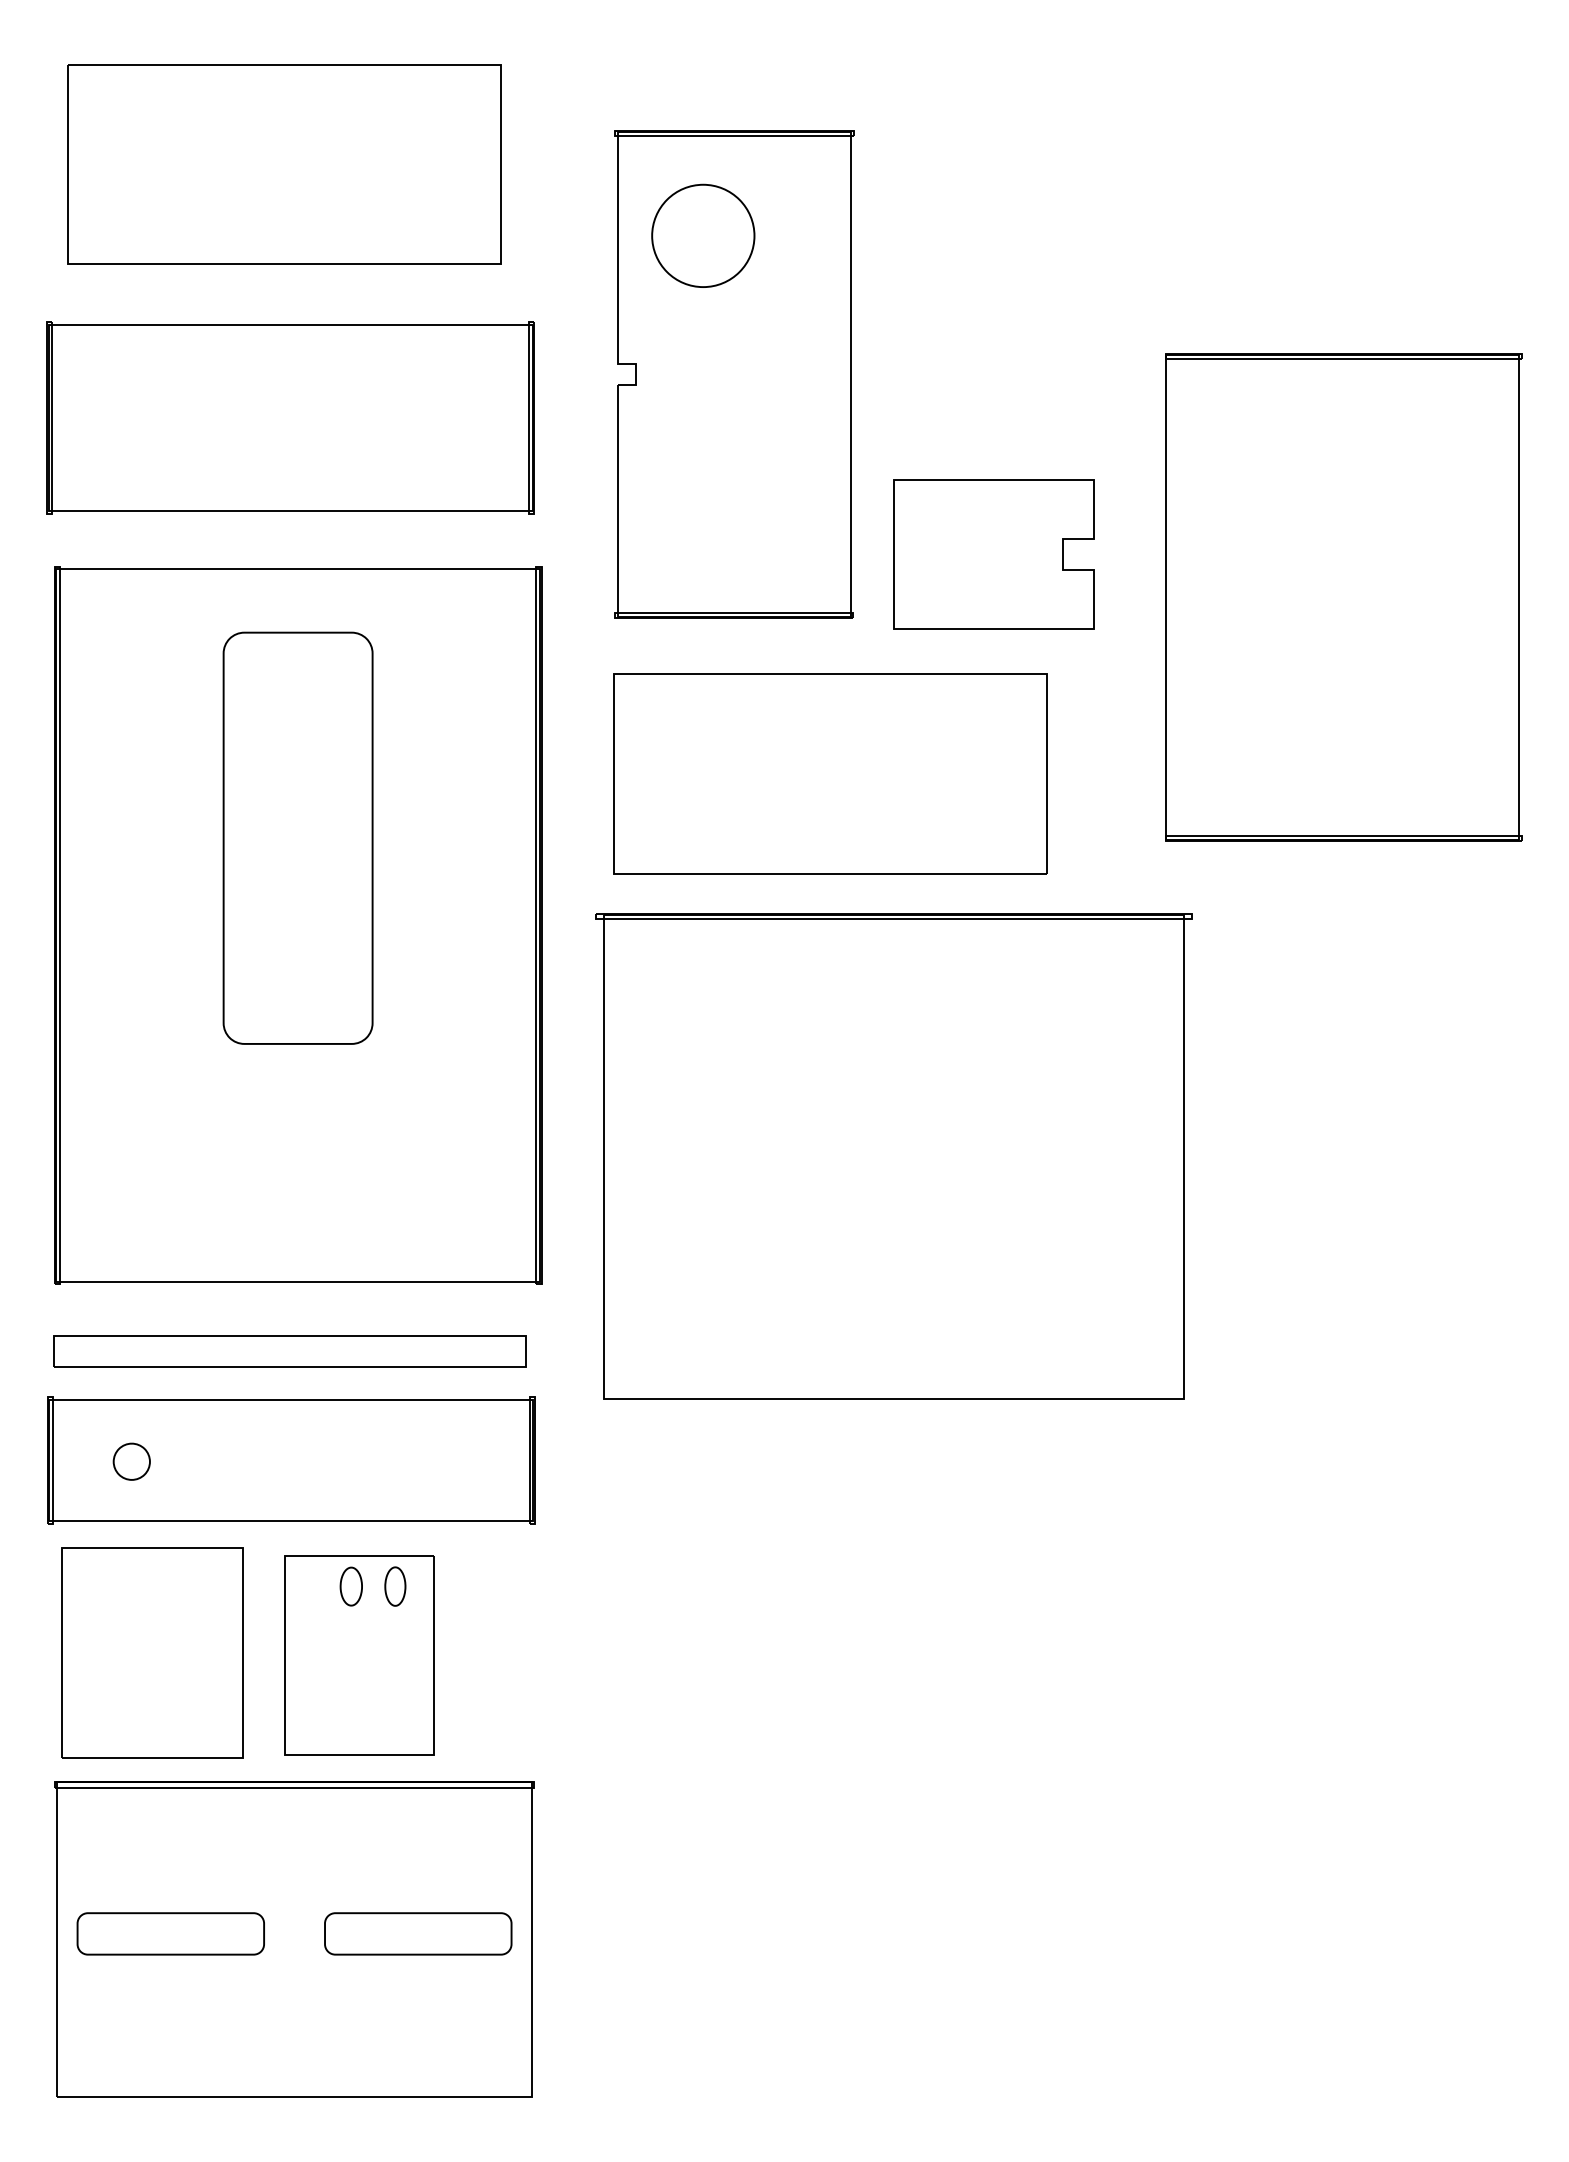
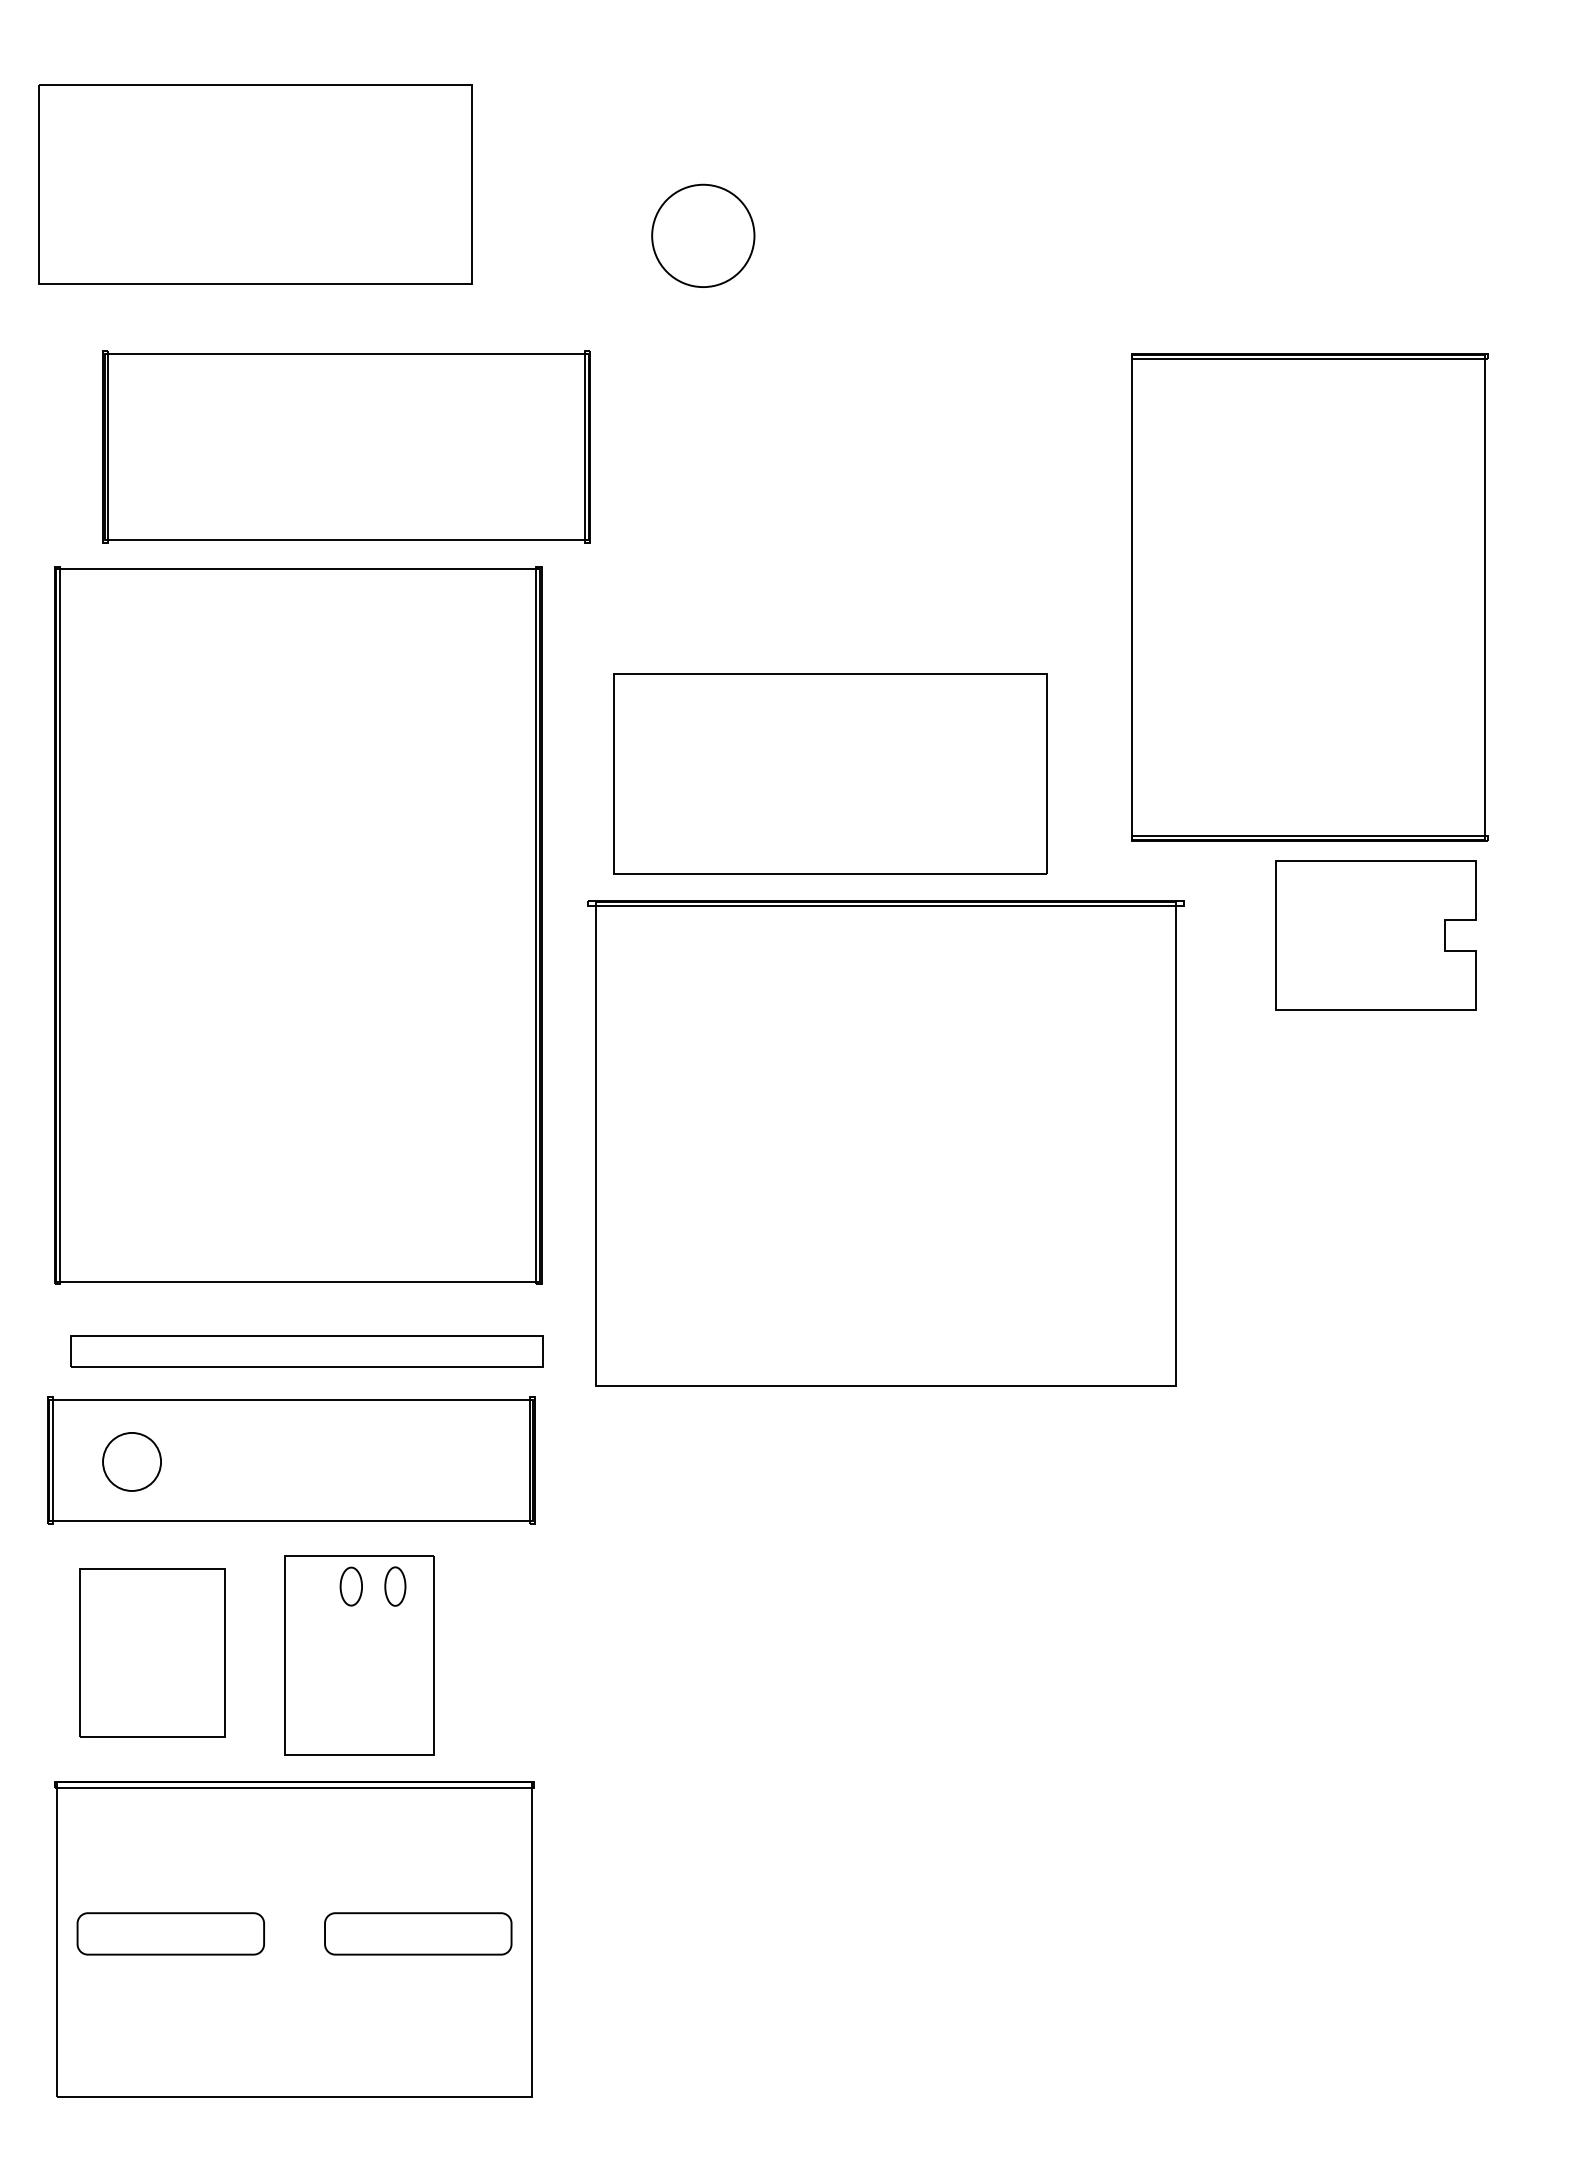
part position: (284, 164) -> (255, 184) (255, 184)
part: present -> none (734, 374)
part position: (290, 417) -> (346, 446) (346, 446)
part position: (993, 554) -> (1375, 935) (1375, 935)
part position: (1343, 597) -> (1309, 597) (1309, 597)
part: present -> none (297, 837)
part position: (893, 1156) -> (885, 1143) (885, 1143)
part position: (289, 1351) -> (306, 1351) (306, 1351)
part size: 39x39 px -> 60x60 px (131, 1461)
part size: 183x212 px -> 147x170 px (152, 1652)
